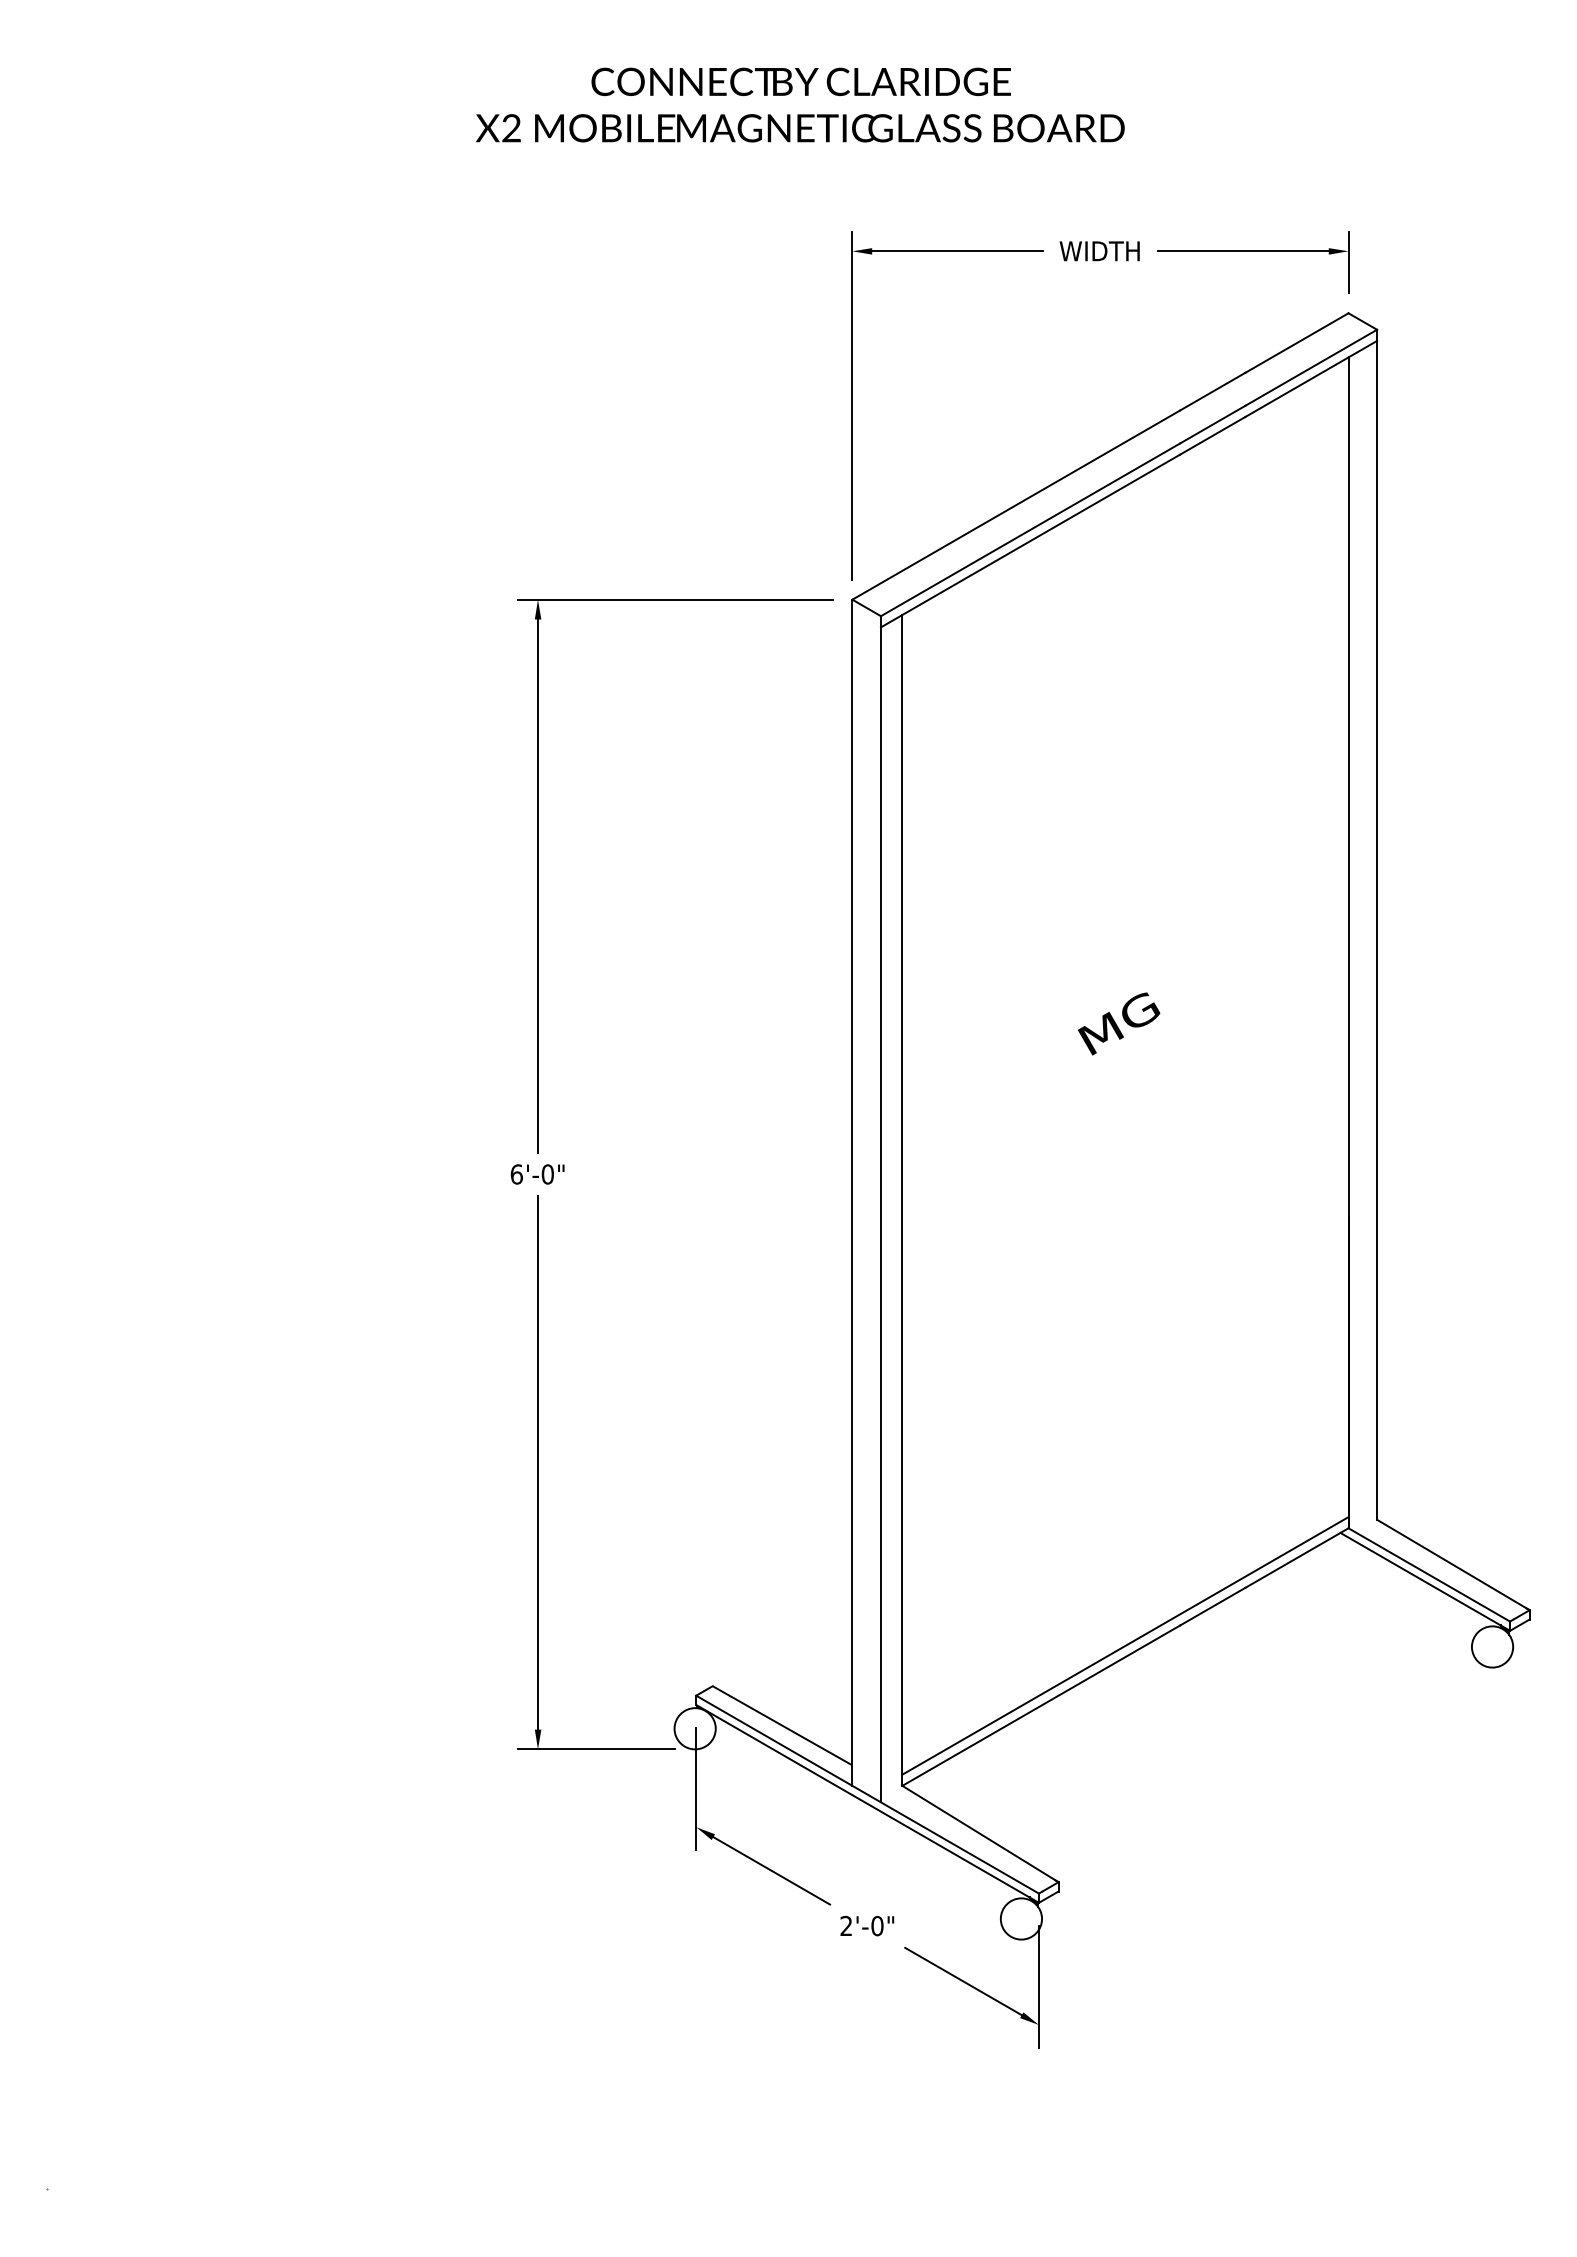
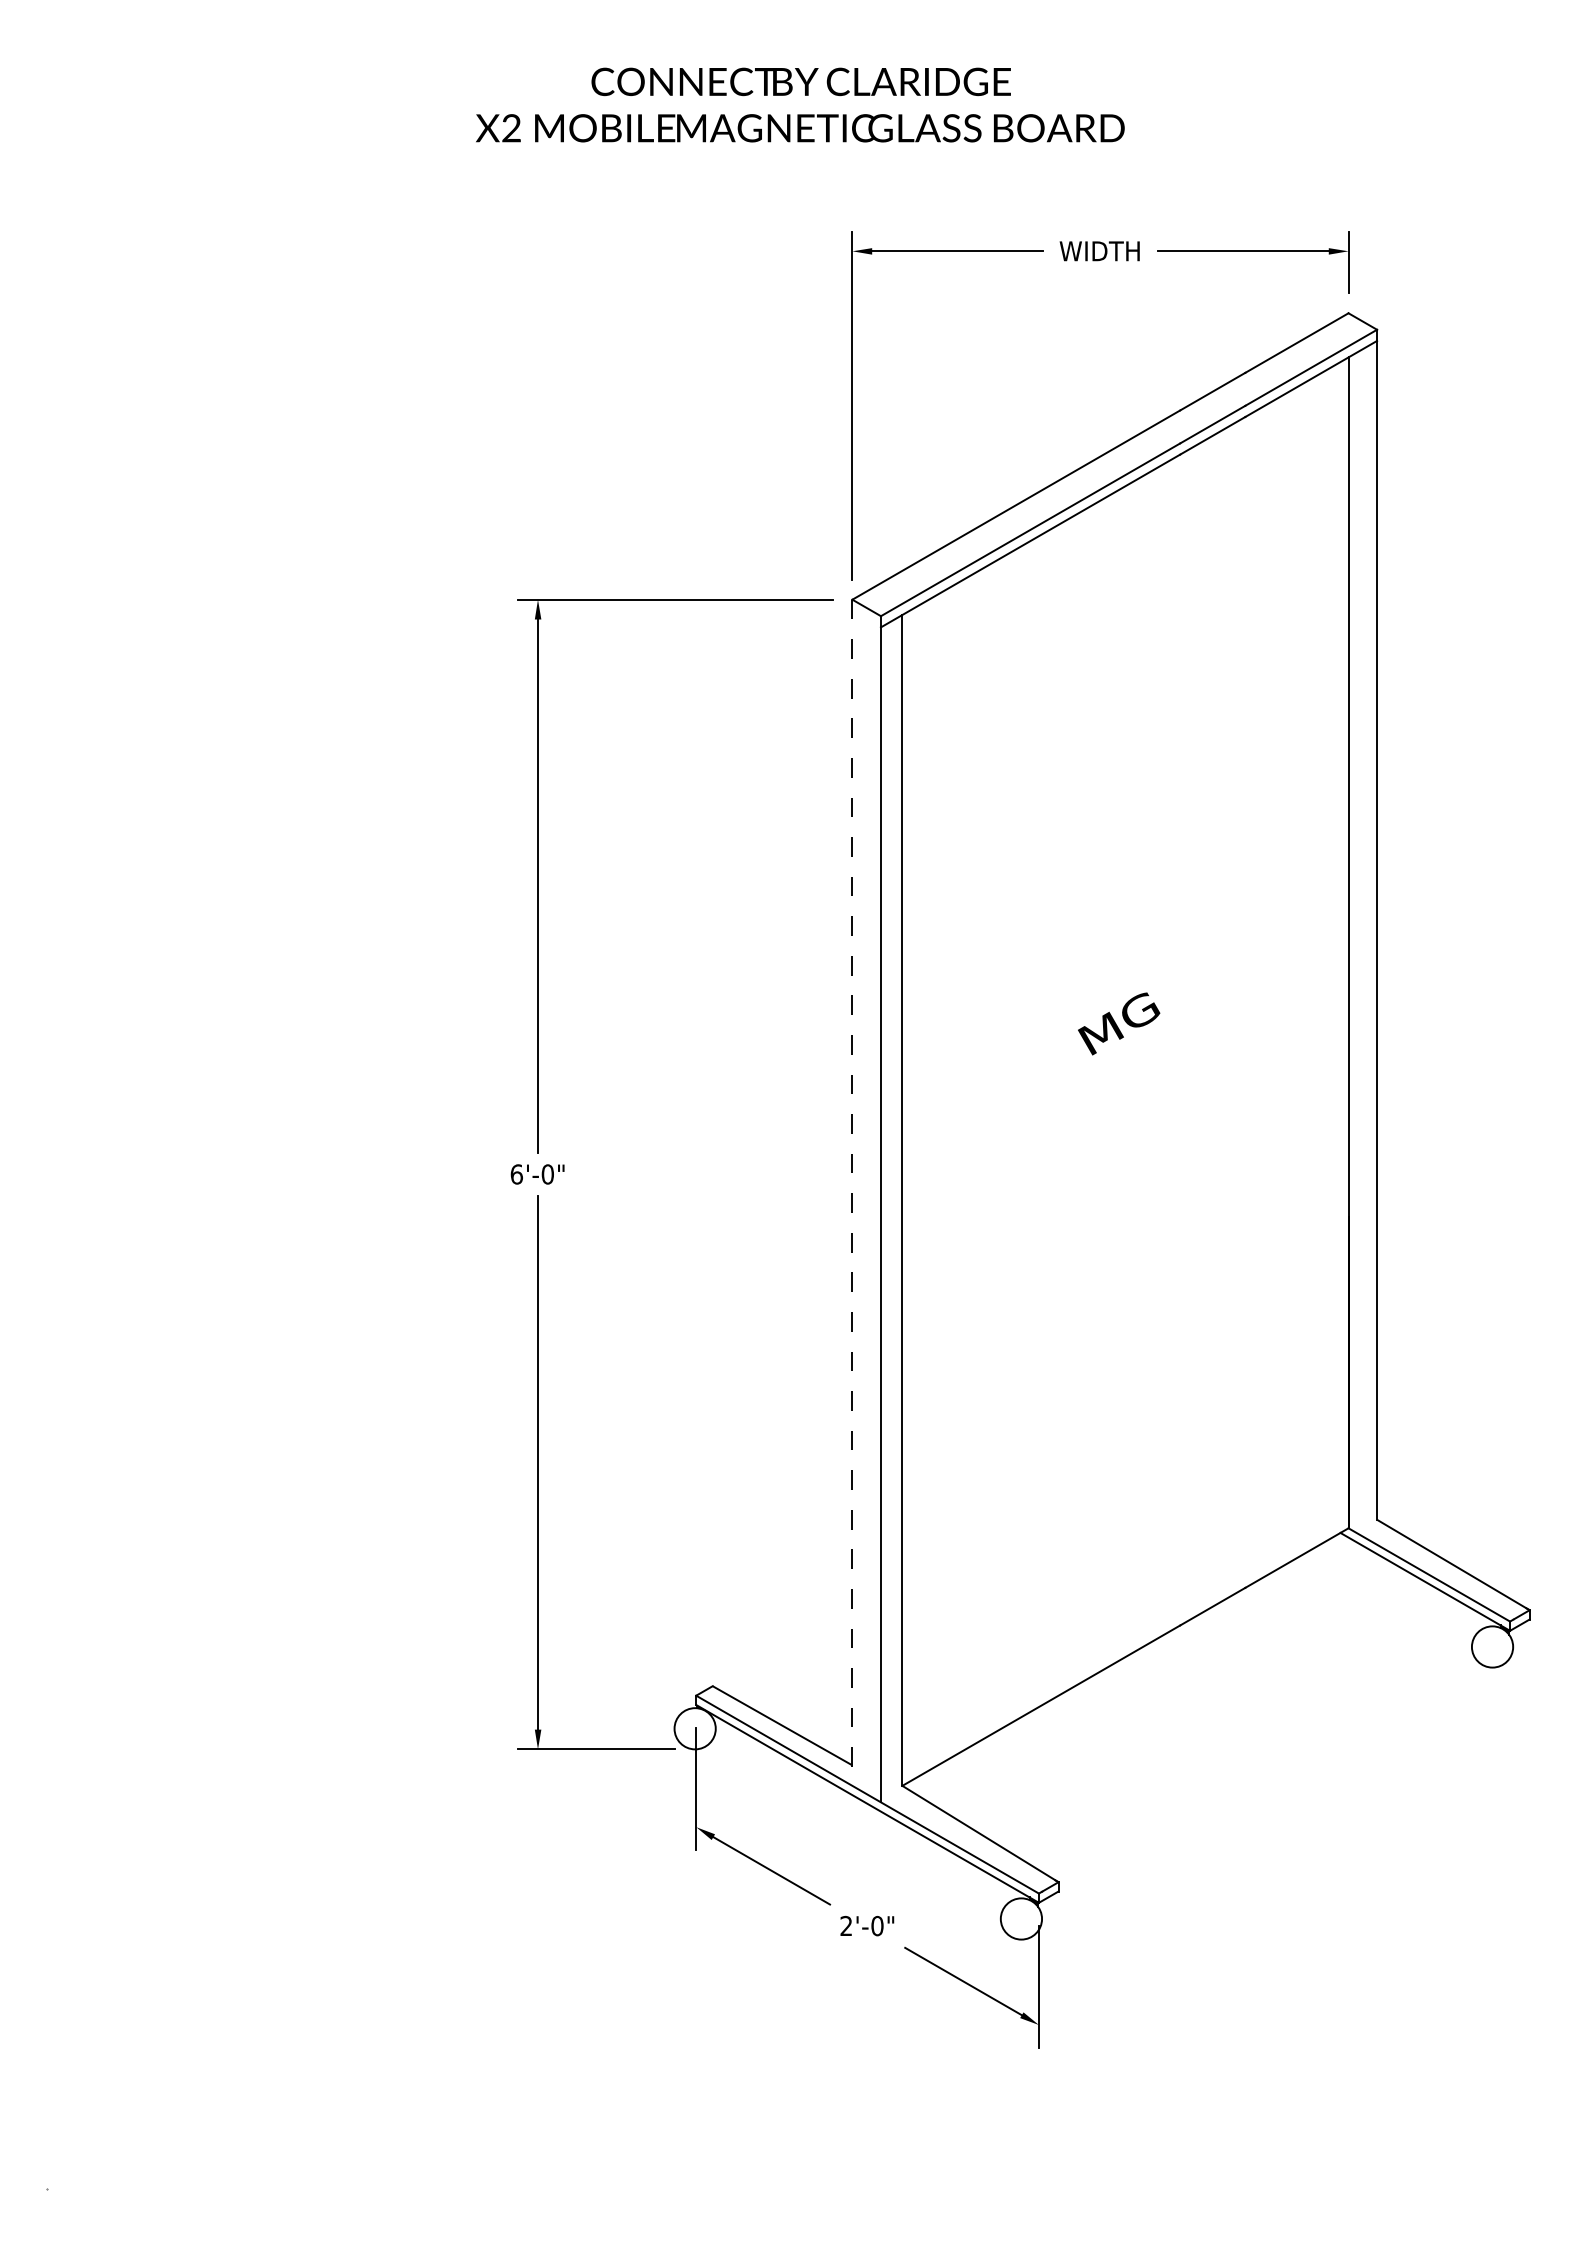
line: solid -> dashed (852, 1193)
line: present -> none (1125, 1645)
